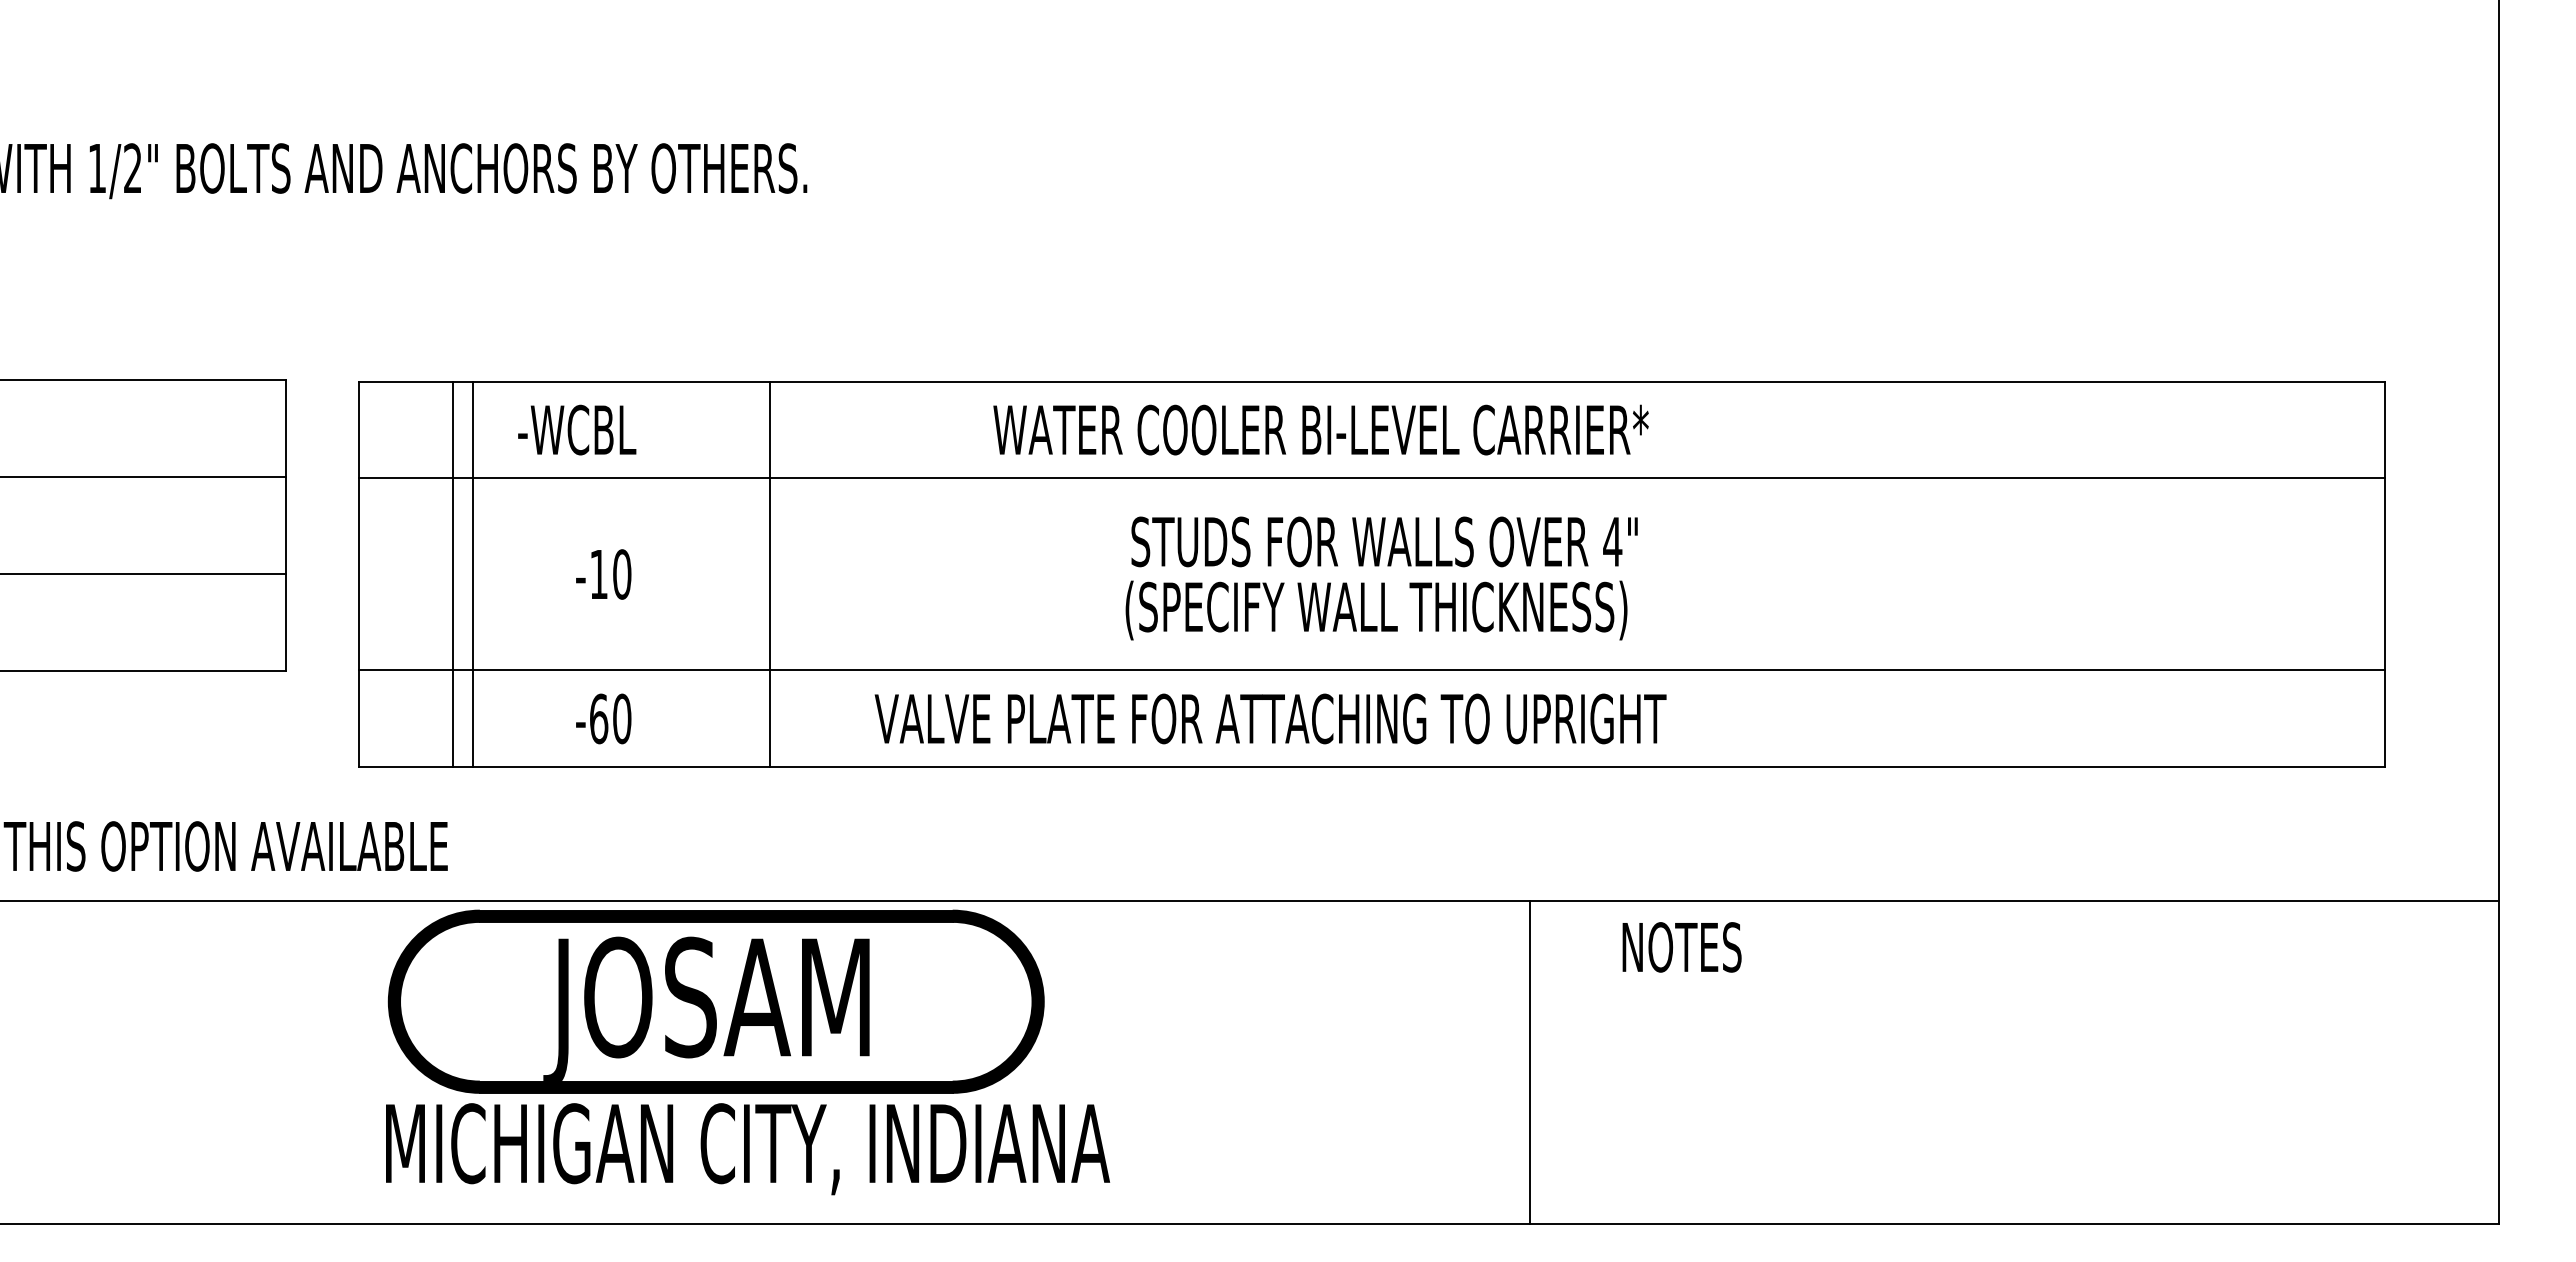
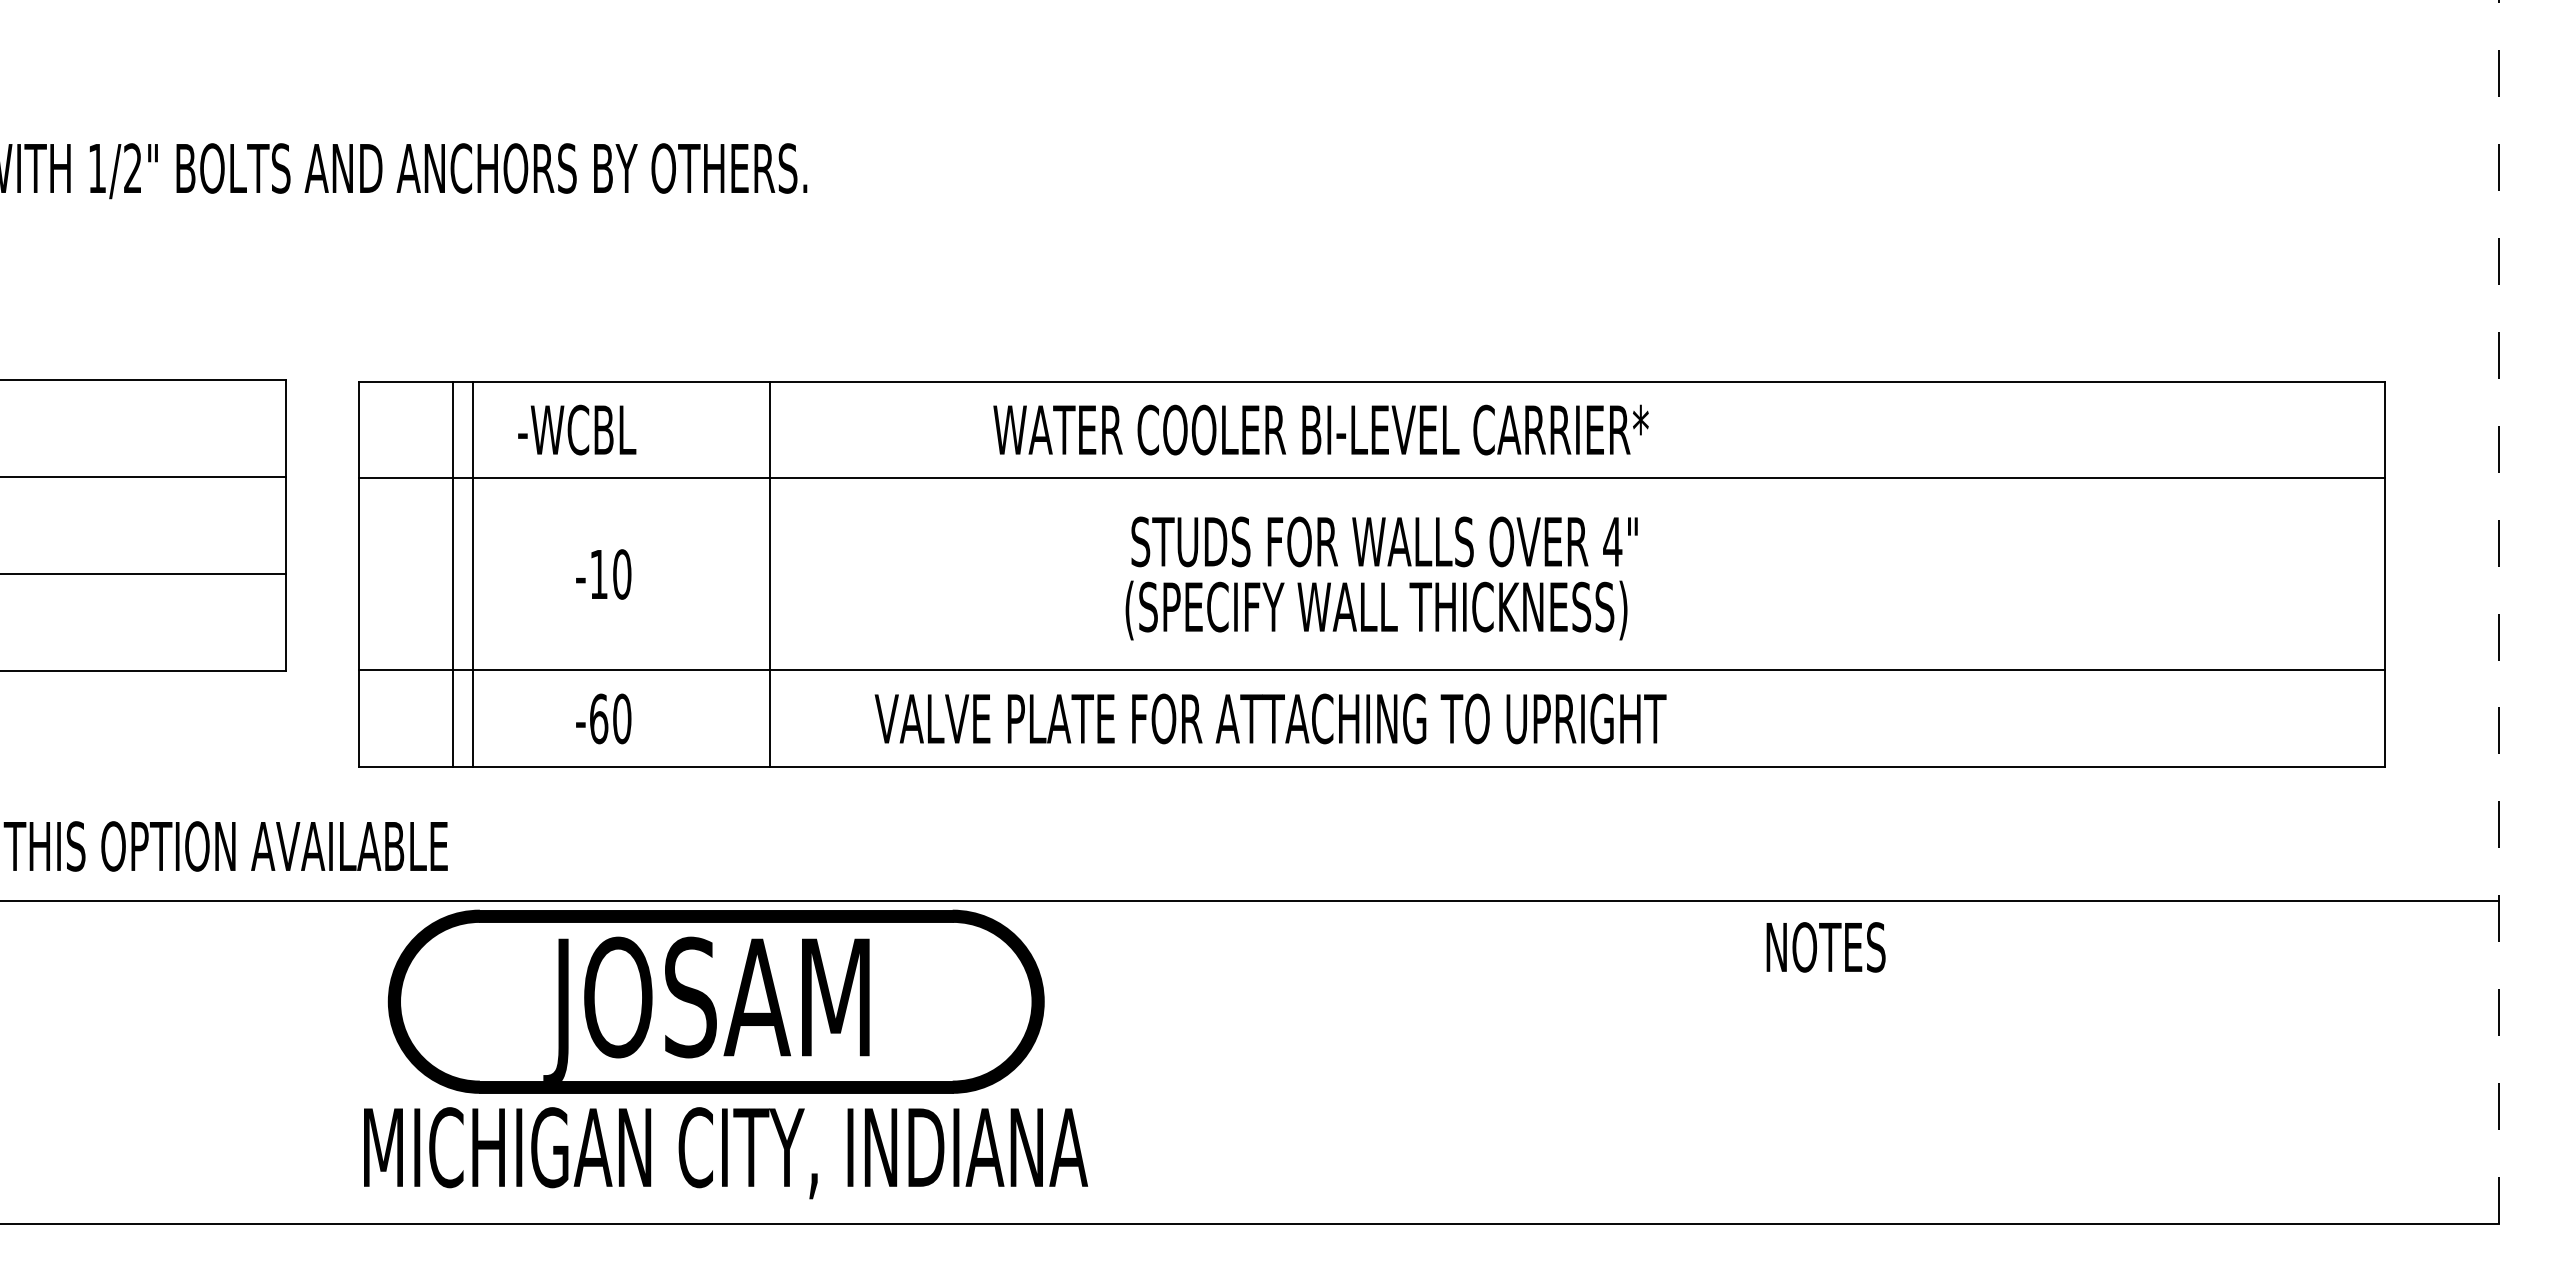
line: solid -> dashed (2498, 612)
text position: (1681, 947) -> (1825, 947) (1825, 947)
line: present -> none (1530, 1062)
text position: (748, 1149) -> (726, 1153) (726, 1153)
